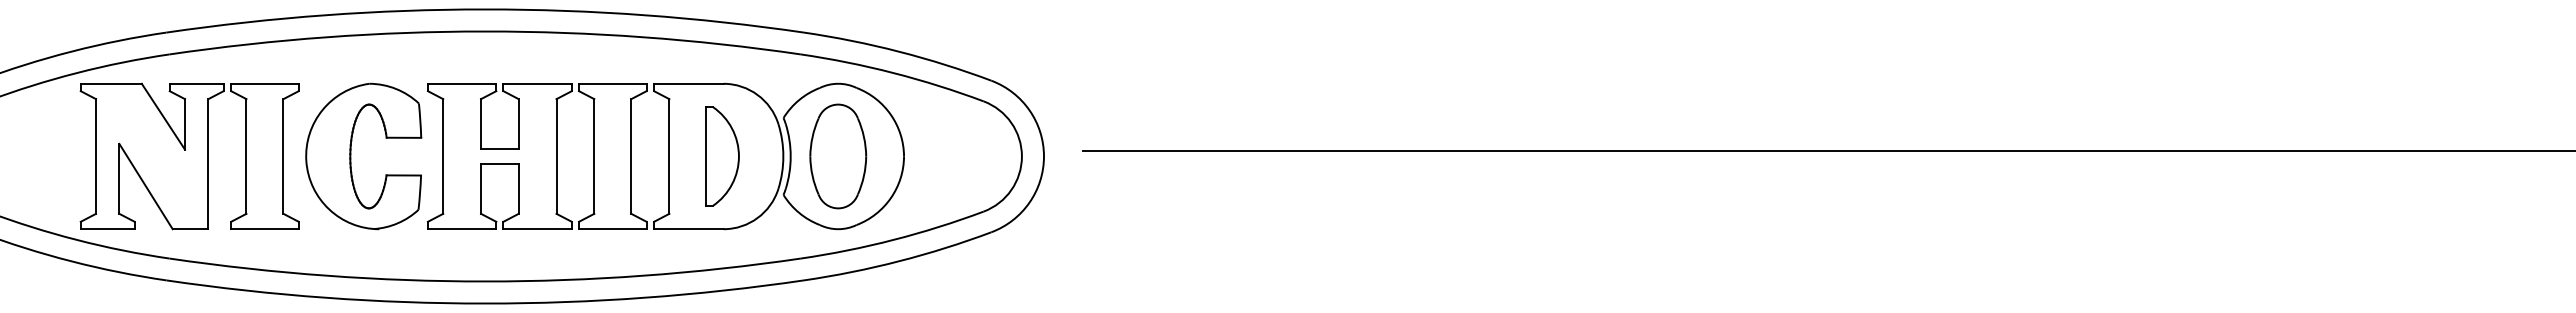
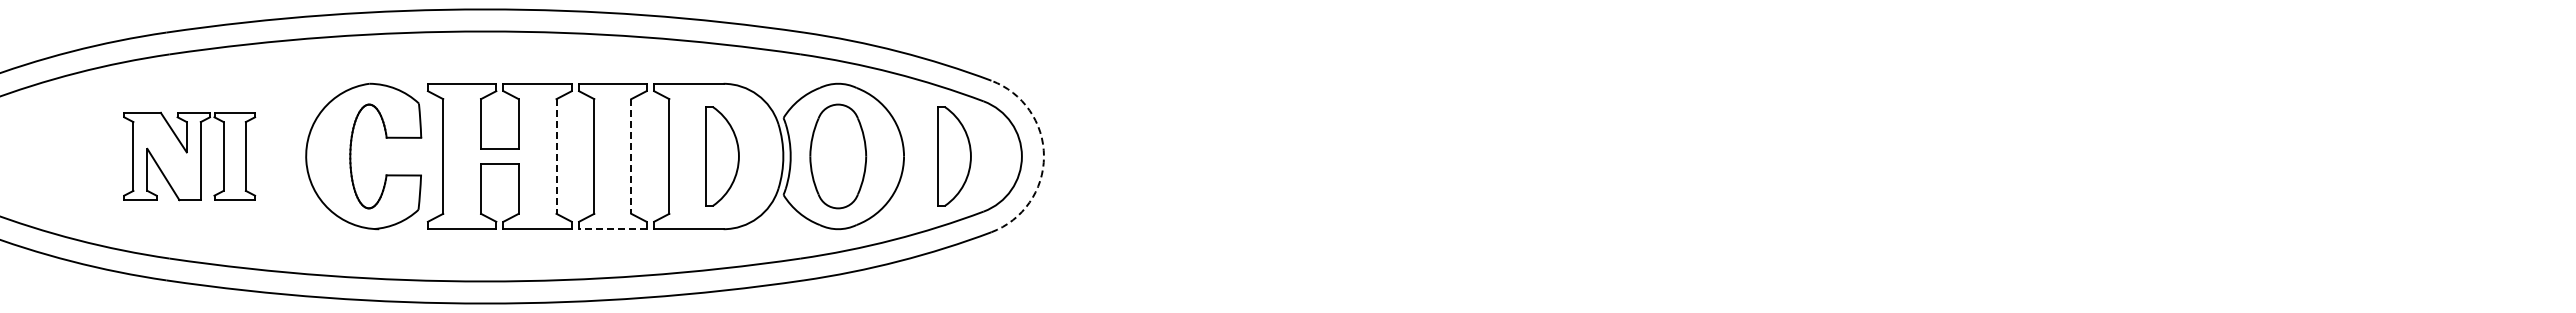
line: present -> none (1827, 150)
part size: 221x149 px -> 134x91 px (189, 156)
line: solid -> dashed (556, 156)
line: solid -> dashed (631, 156)
part: none -> present (954, 156)
arc: solid -> dashed (1043, 156)
line: solid -> dashed (612, 229)
